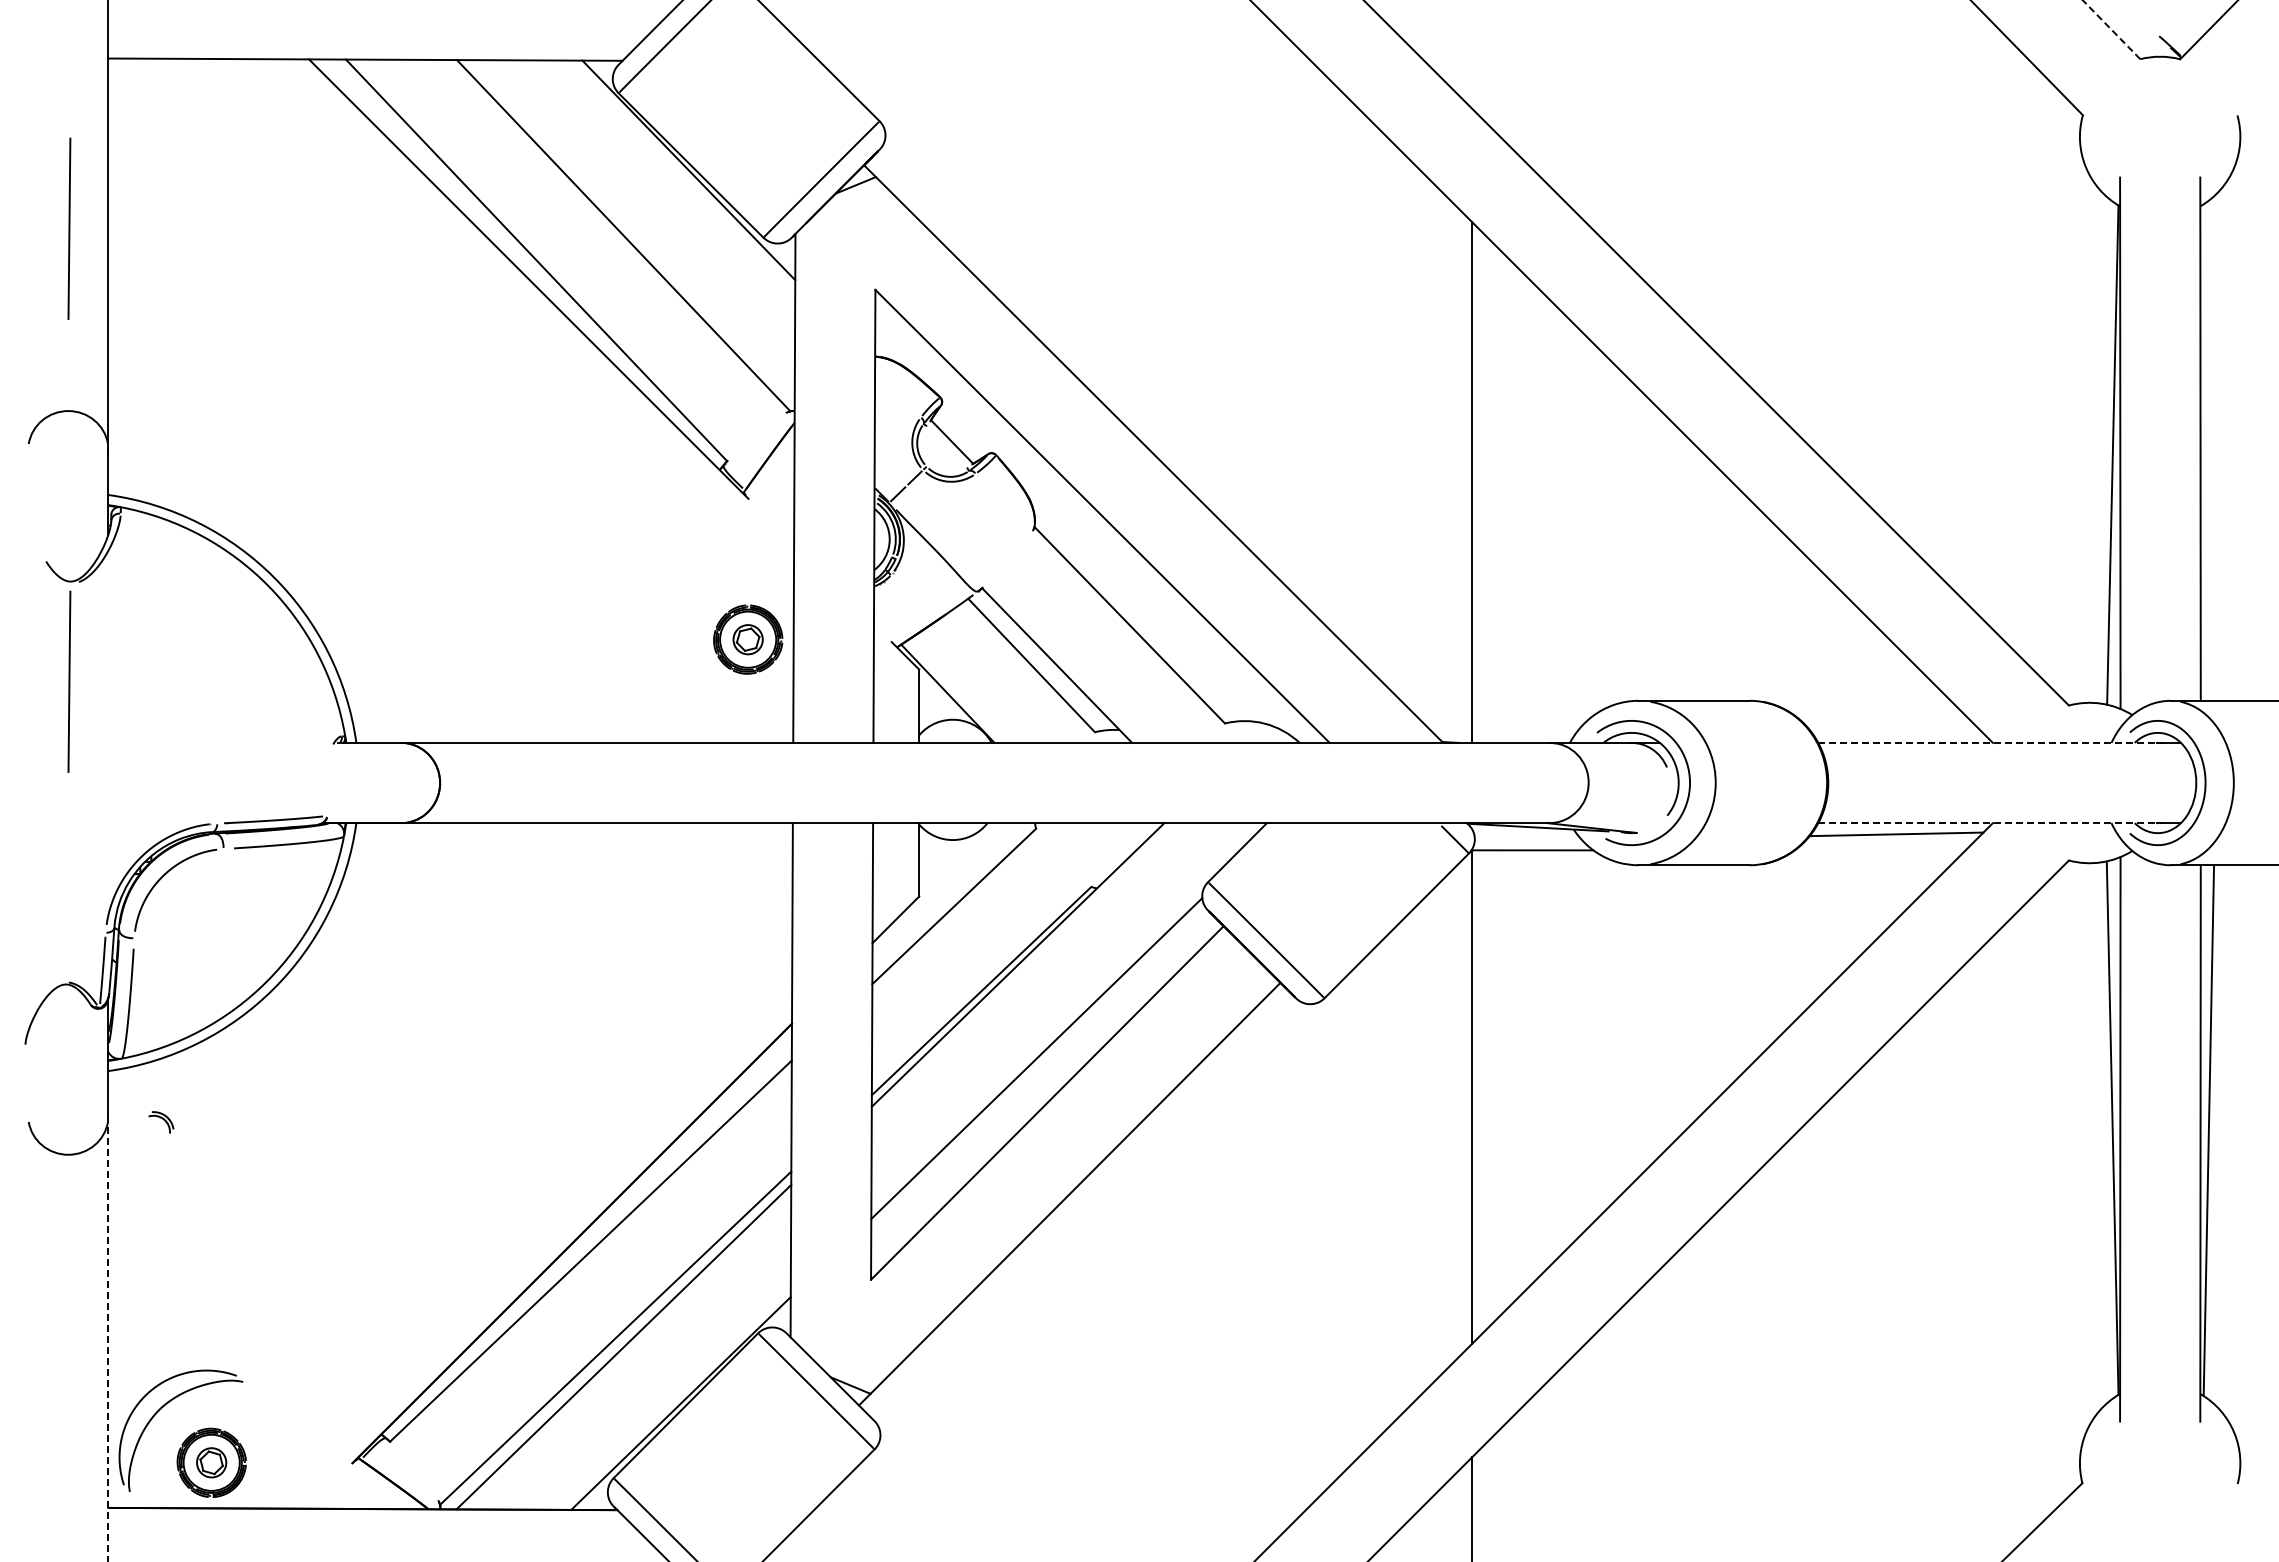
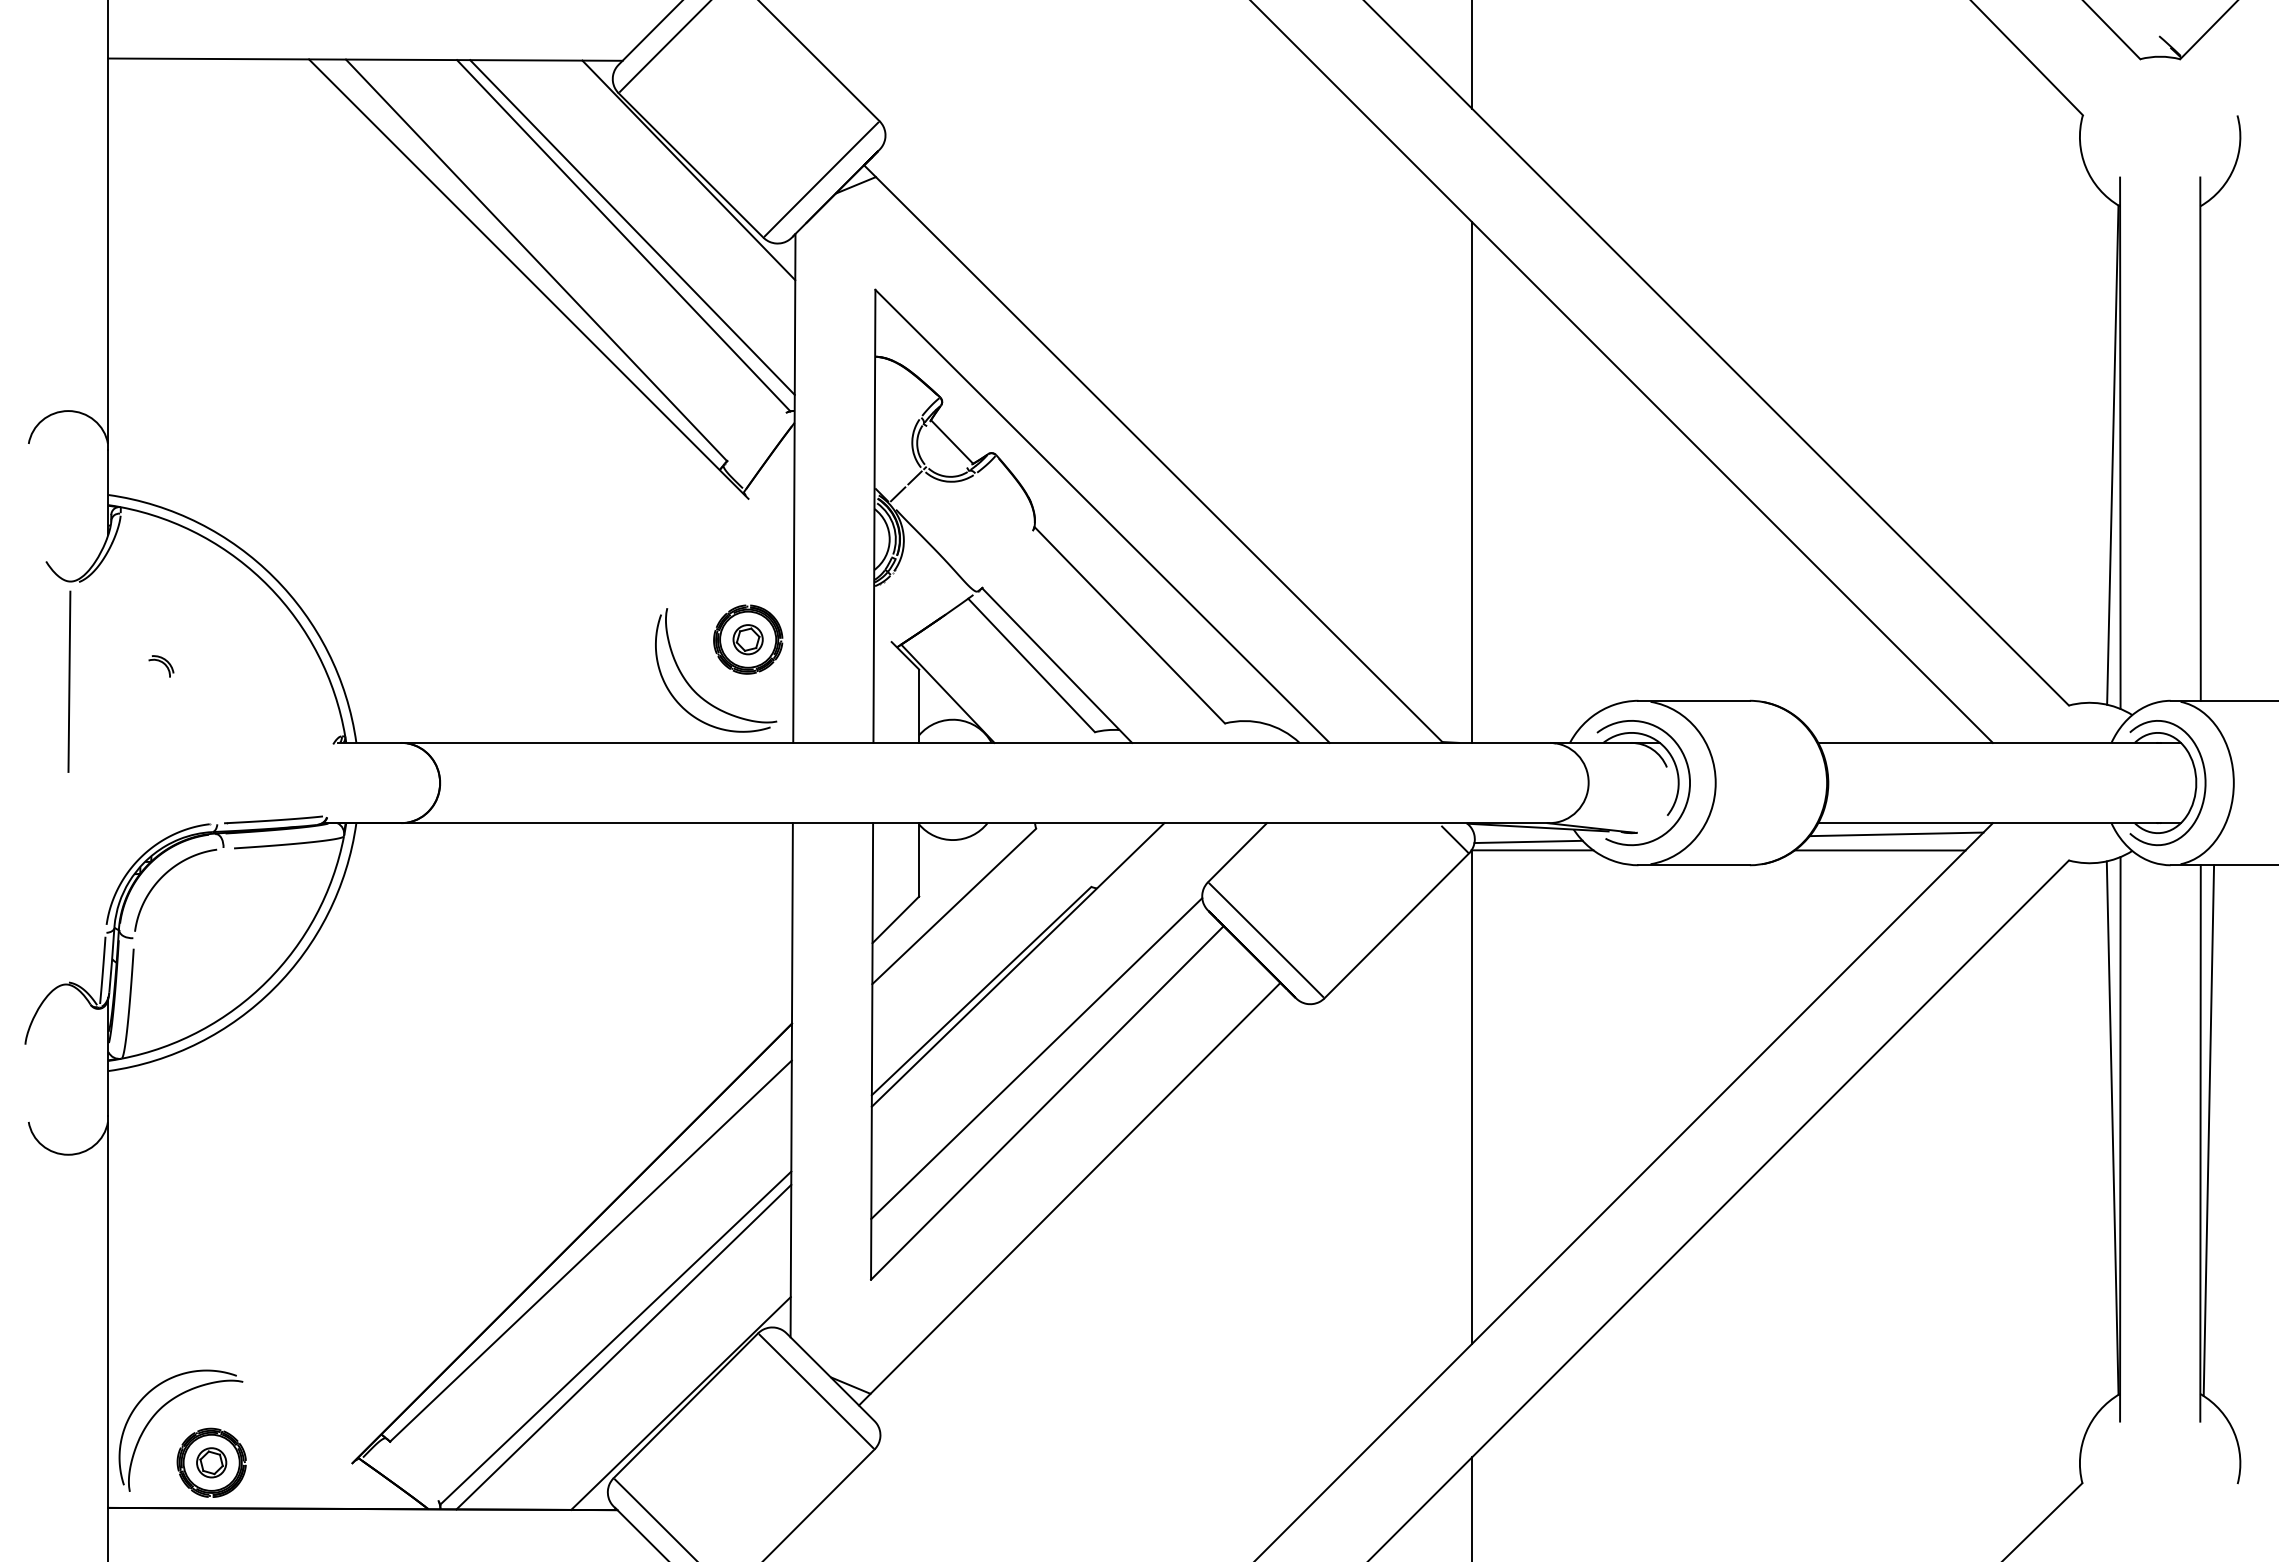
line: dashed -> solid (2111, 29)
line: none -> present (1472, 55)
line: none -> present (632, 227)
line: present -> none (69, 228)
part: none -> present (695, 690)
line: dashed -> solid (1988, 742)
line: dashed -> solid (1988, 823)
line: none -> present (1528, 841)
line: none -> present (1879, 850)
part position: (161, 1122) -> (161, 666) (161, 666)
line: dashed -> solid (108, 1338)
